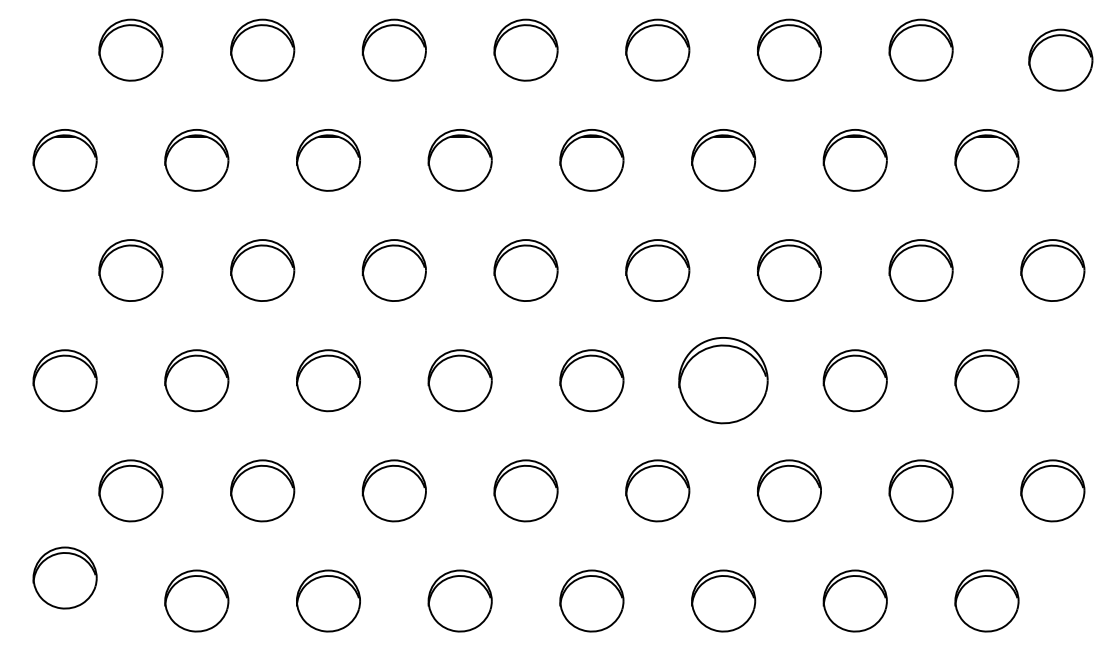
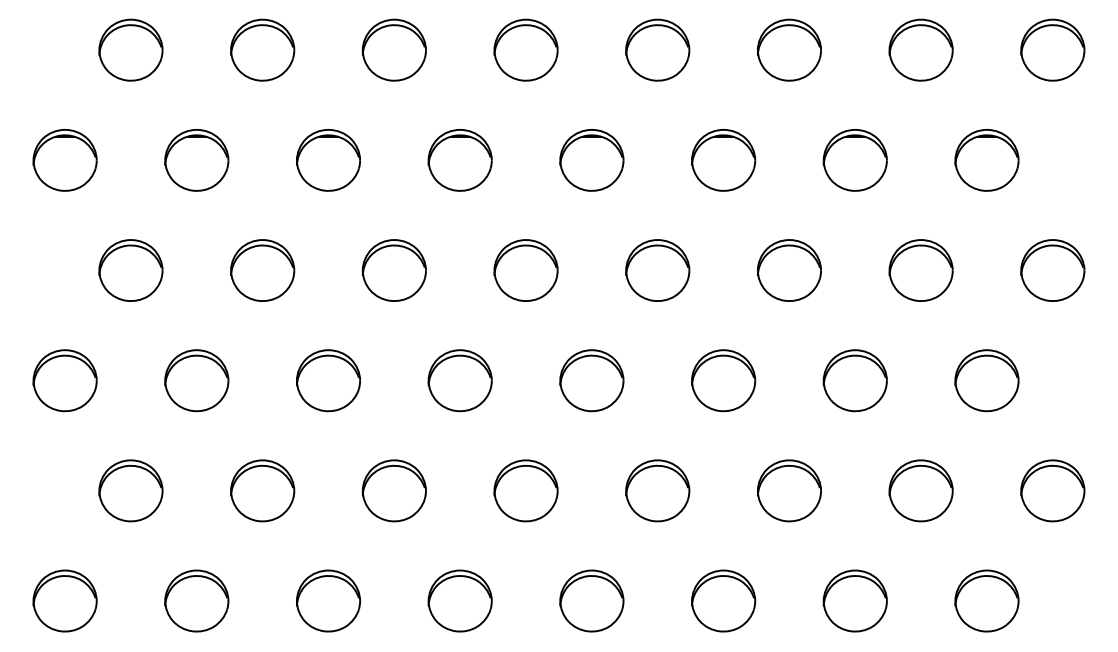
part position: (1060, 59) -> (1052, 49) (1052, 49)
part size: 91x88 px -> 66x64 px (723, 380)
part position: (64, 577) -> (64, 600) (64, 600)
